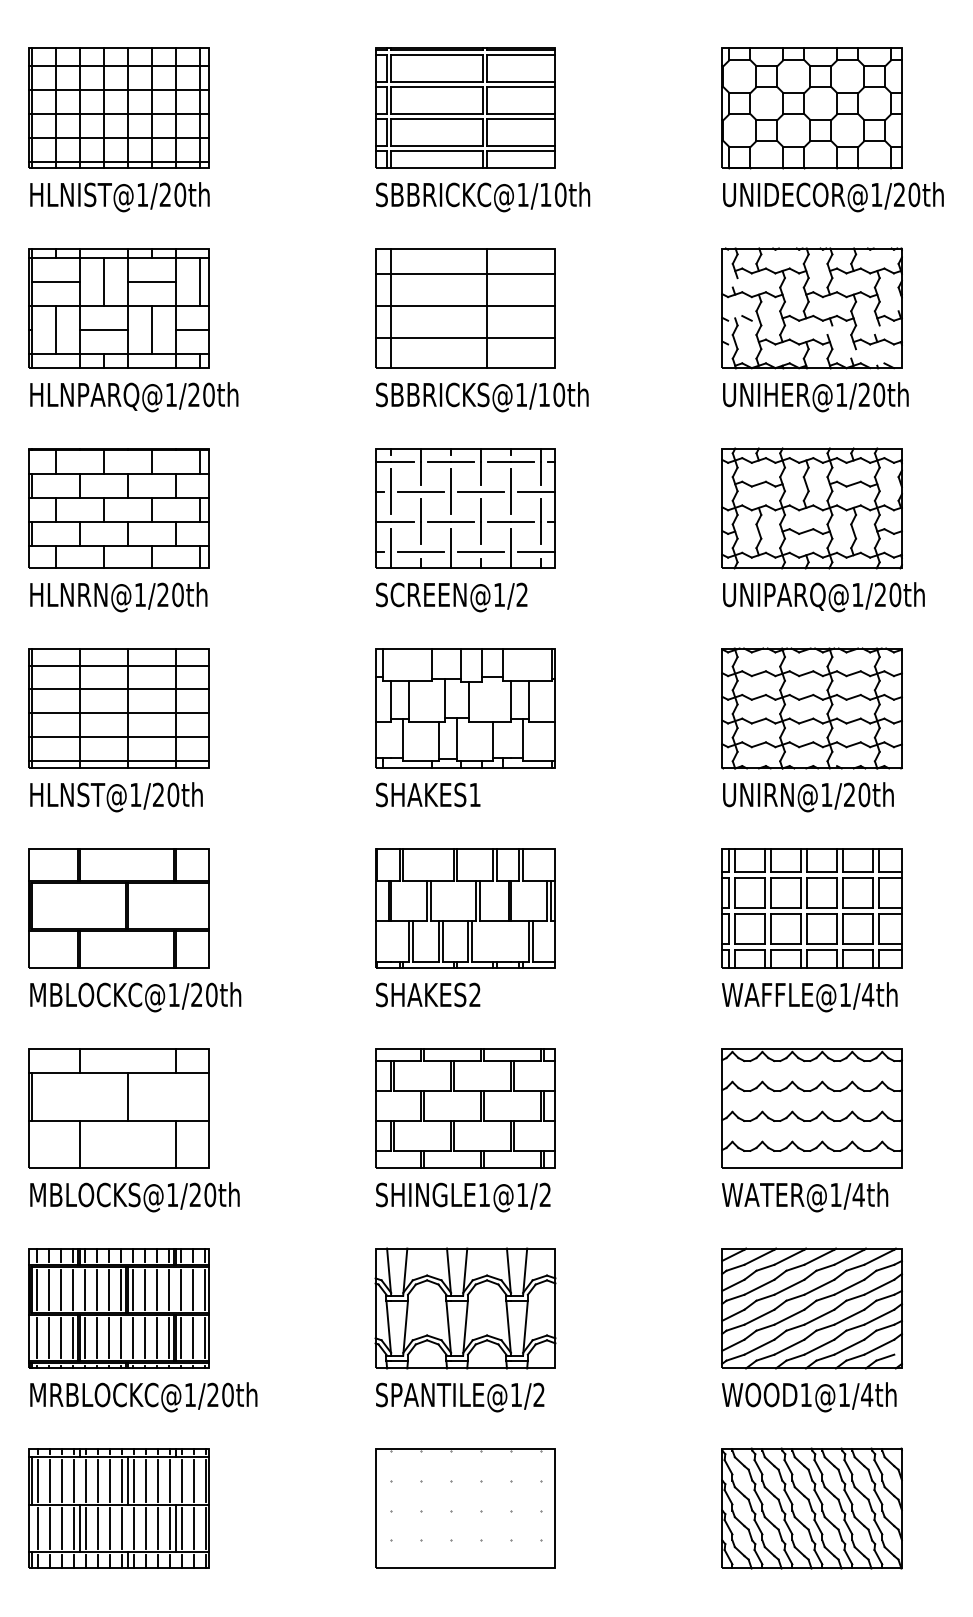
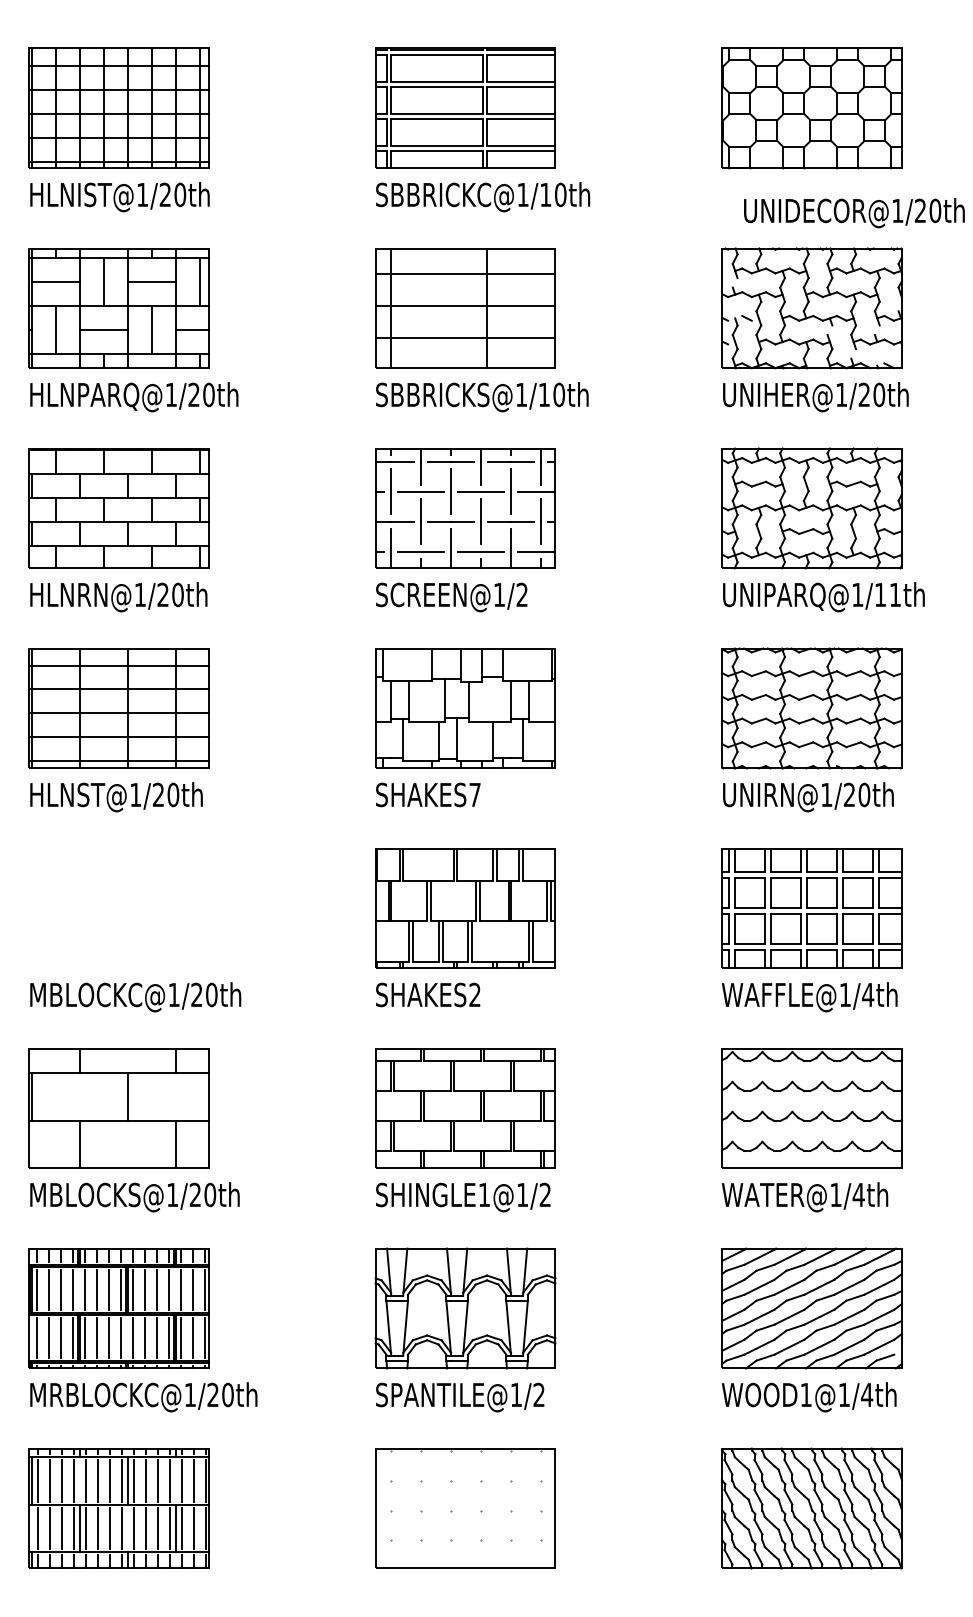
text position: (833, 197) -> (854, 213) (854, 213)
text: UNIPARQ@1/20th -> UNIPARQ@1/11th (887, 594)
text: SHAKES1 -> SHAKES7 (474, 794)
part: present -> none (118, 908)
